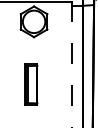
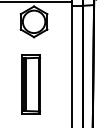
line: dashed -> solid (72, 63)
part size: 15x43 px -> 20x61 px (30, 84)
